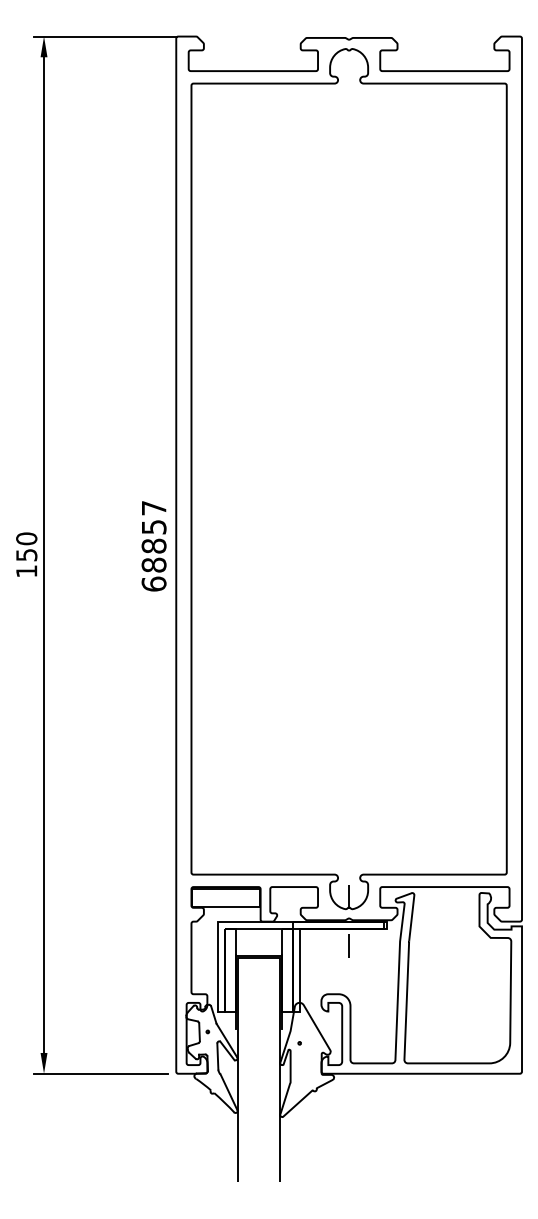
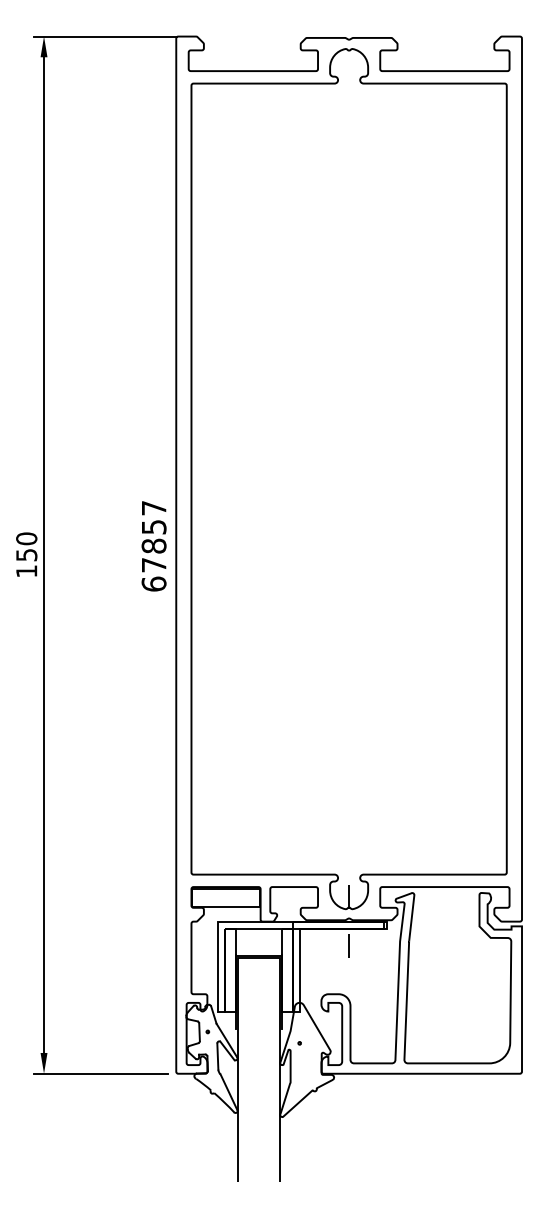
text: 68857 -> 67857 (153, 564)
